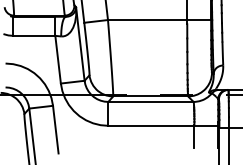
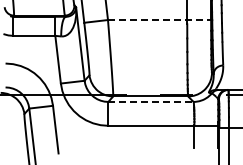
line: solid -> dashed (159, 20)
line: solid -> dashed (150, 101)
